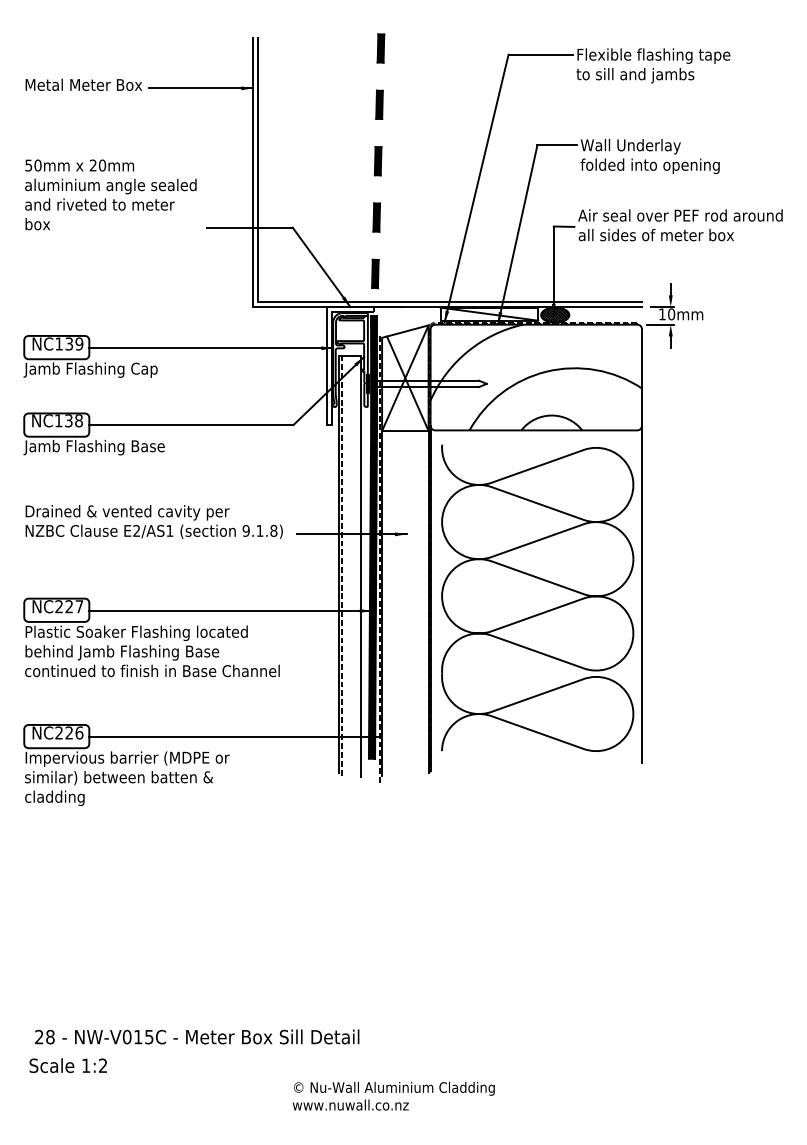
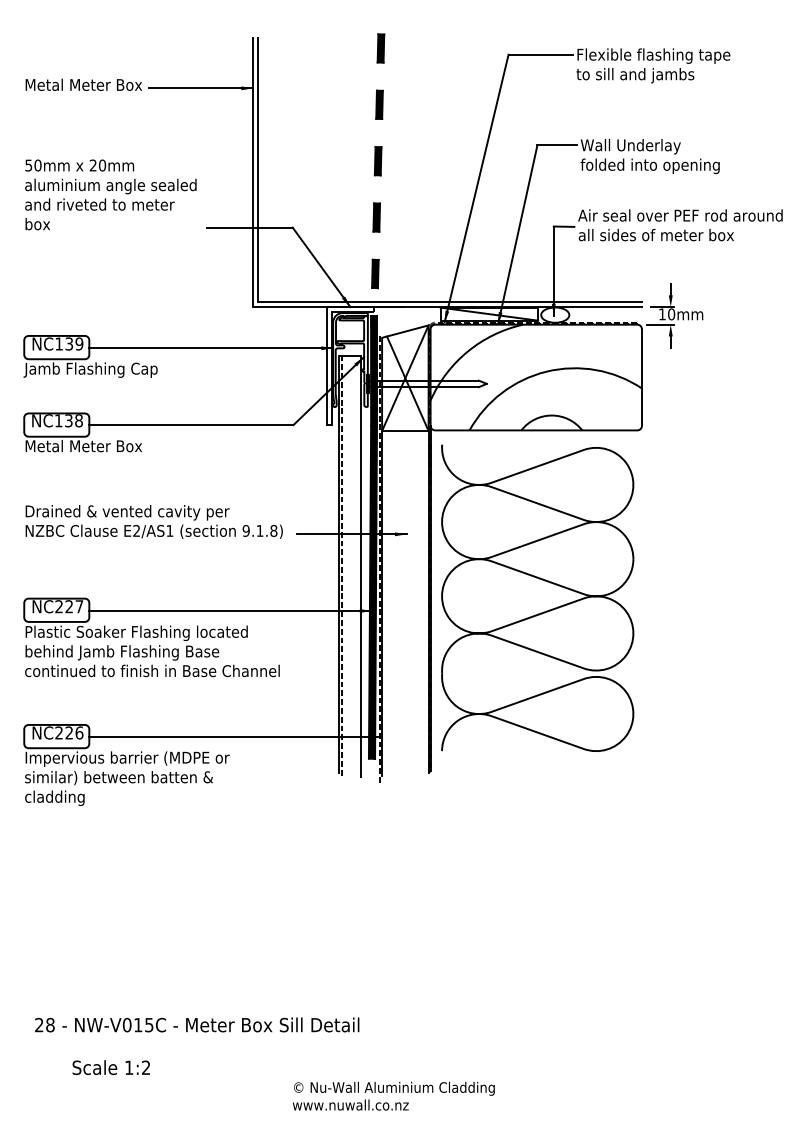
hatch: present -> none (555, 314)
text: Jamb Flashing Base -> Metal Meter Box (93, 447)
line: present -> none (642, 594)
text position: (197, 1036) -> (197, 1024) (197, 1024)
text position: (67, 1065) -> (110, 1067) (110, 1067)
